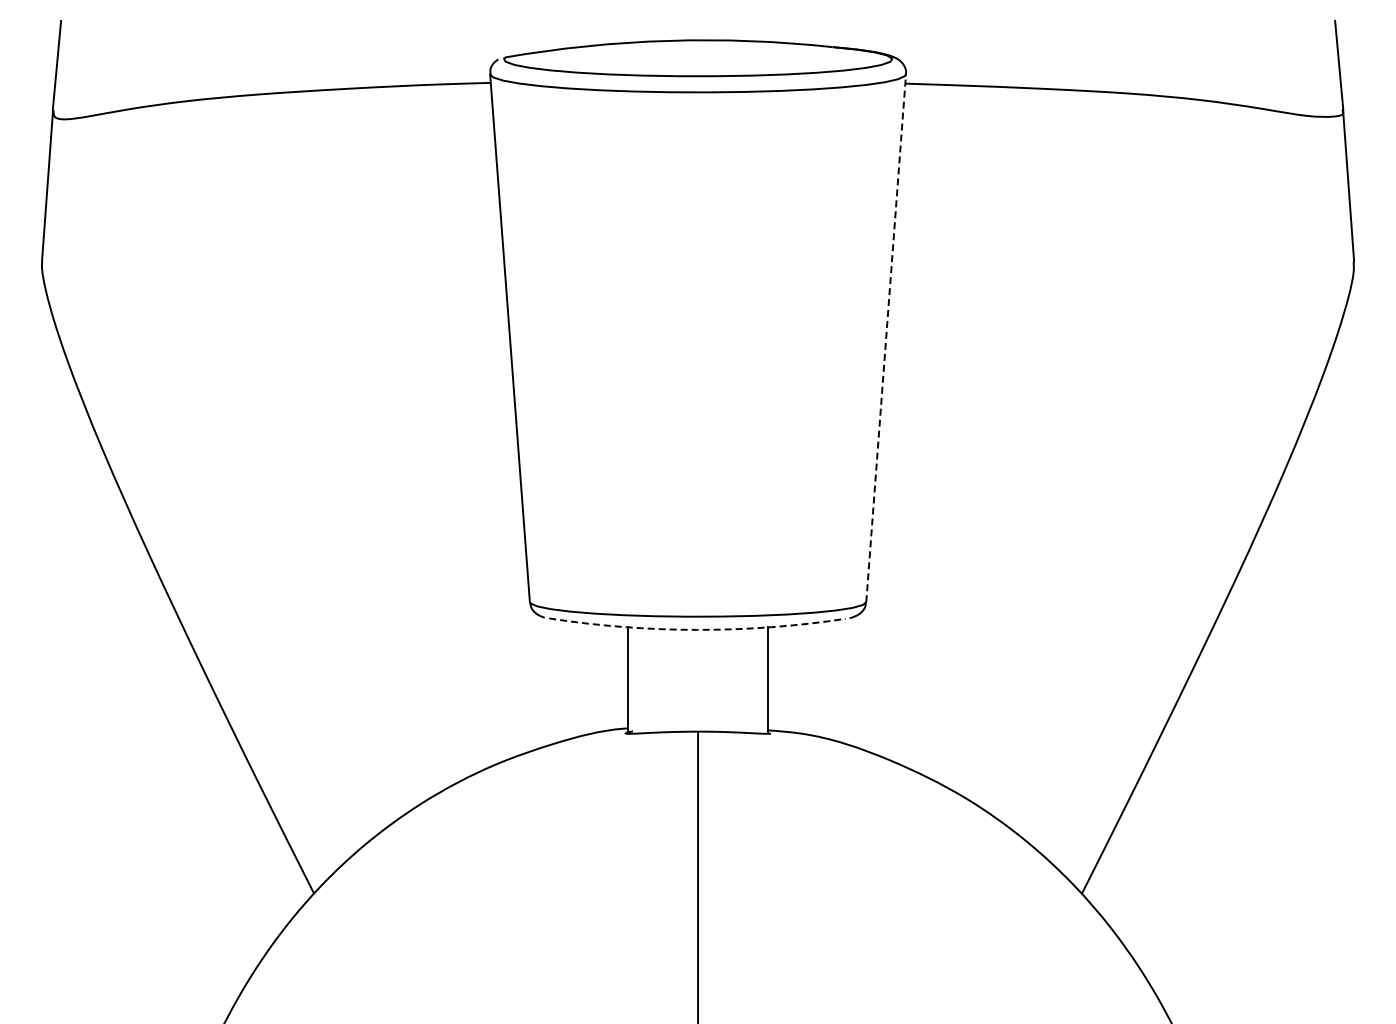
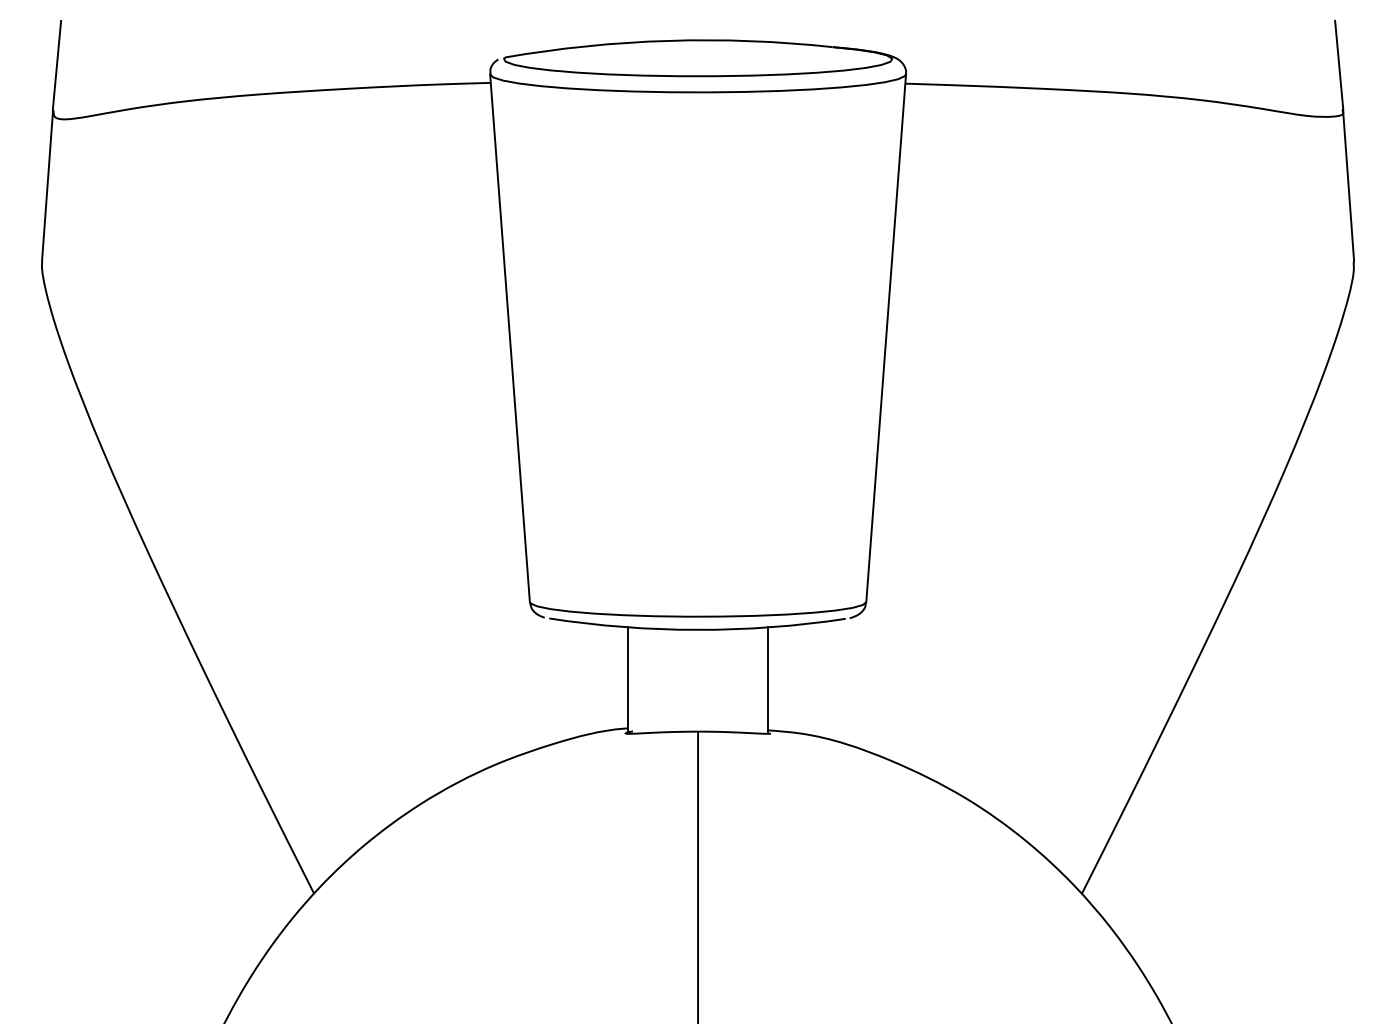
line: dashed -> solid (886, 338)
arc: dashed -> solid (697, 629)
